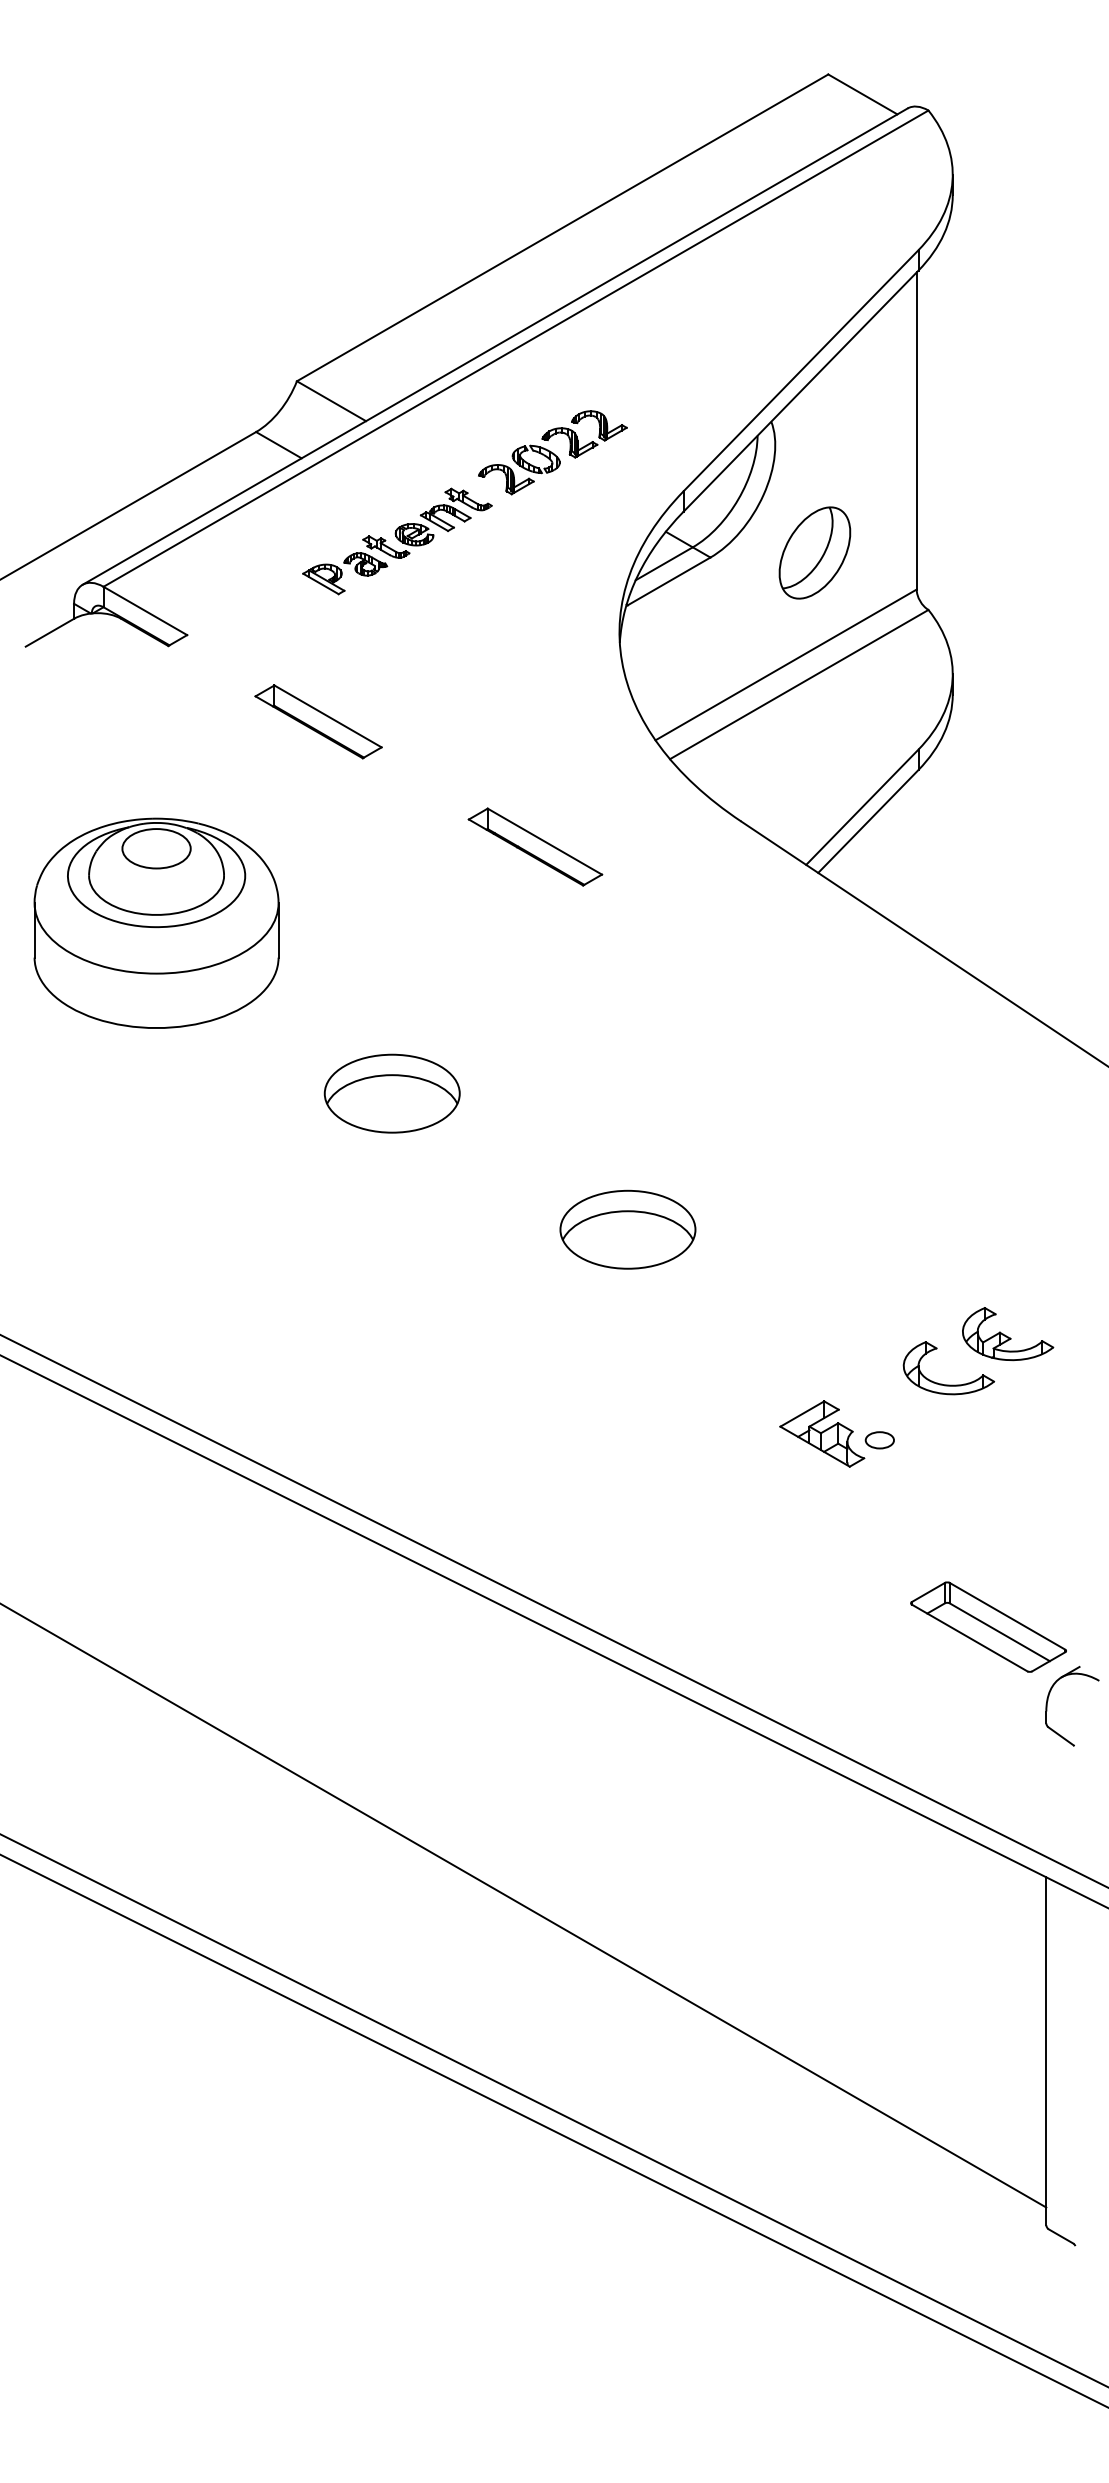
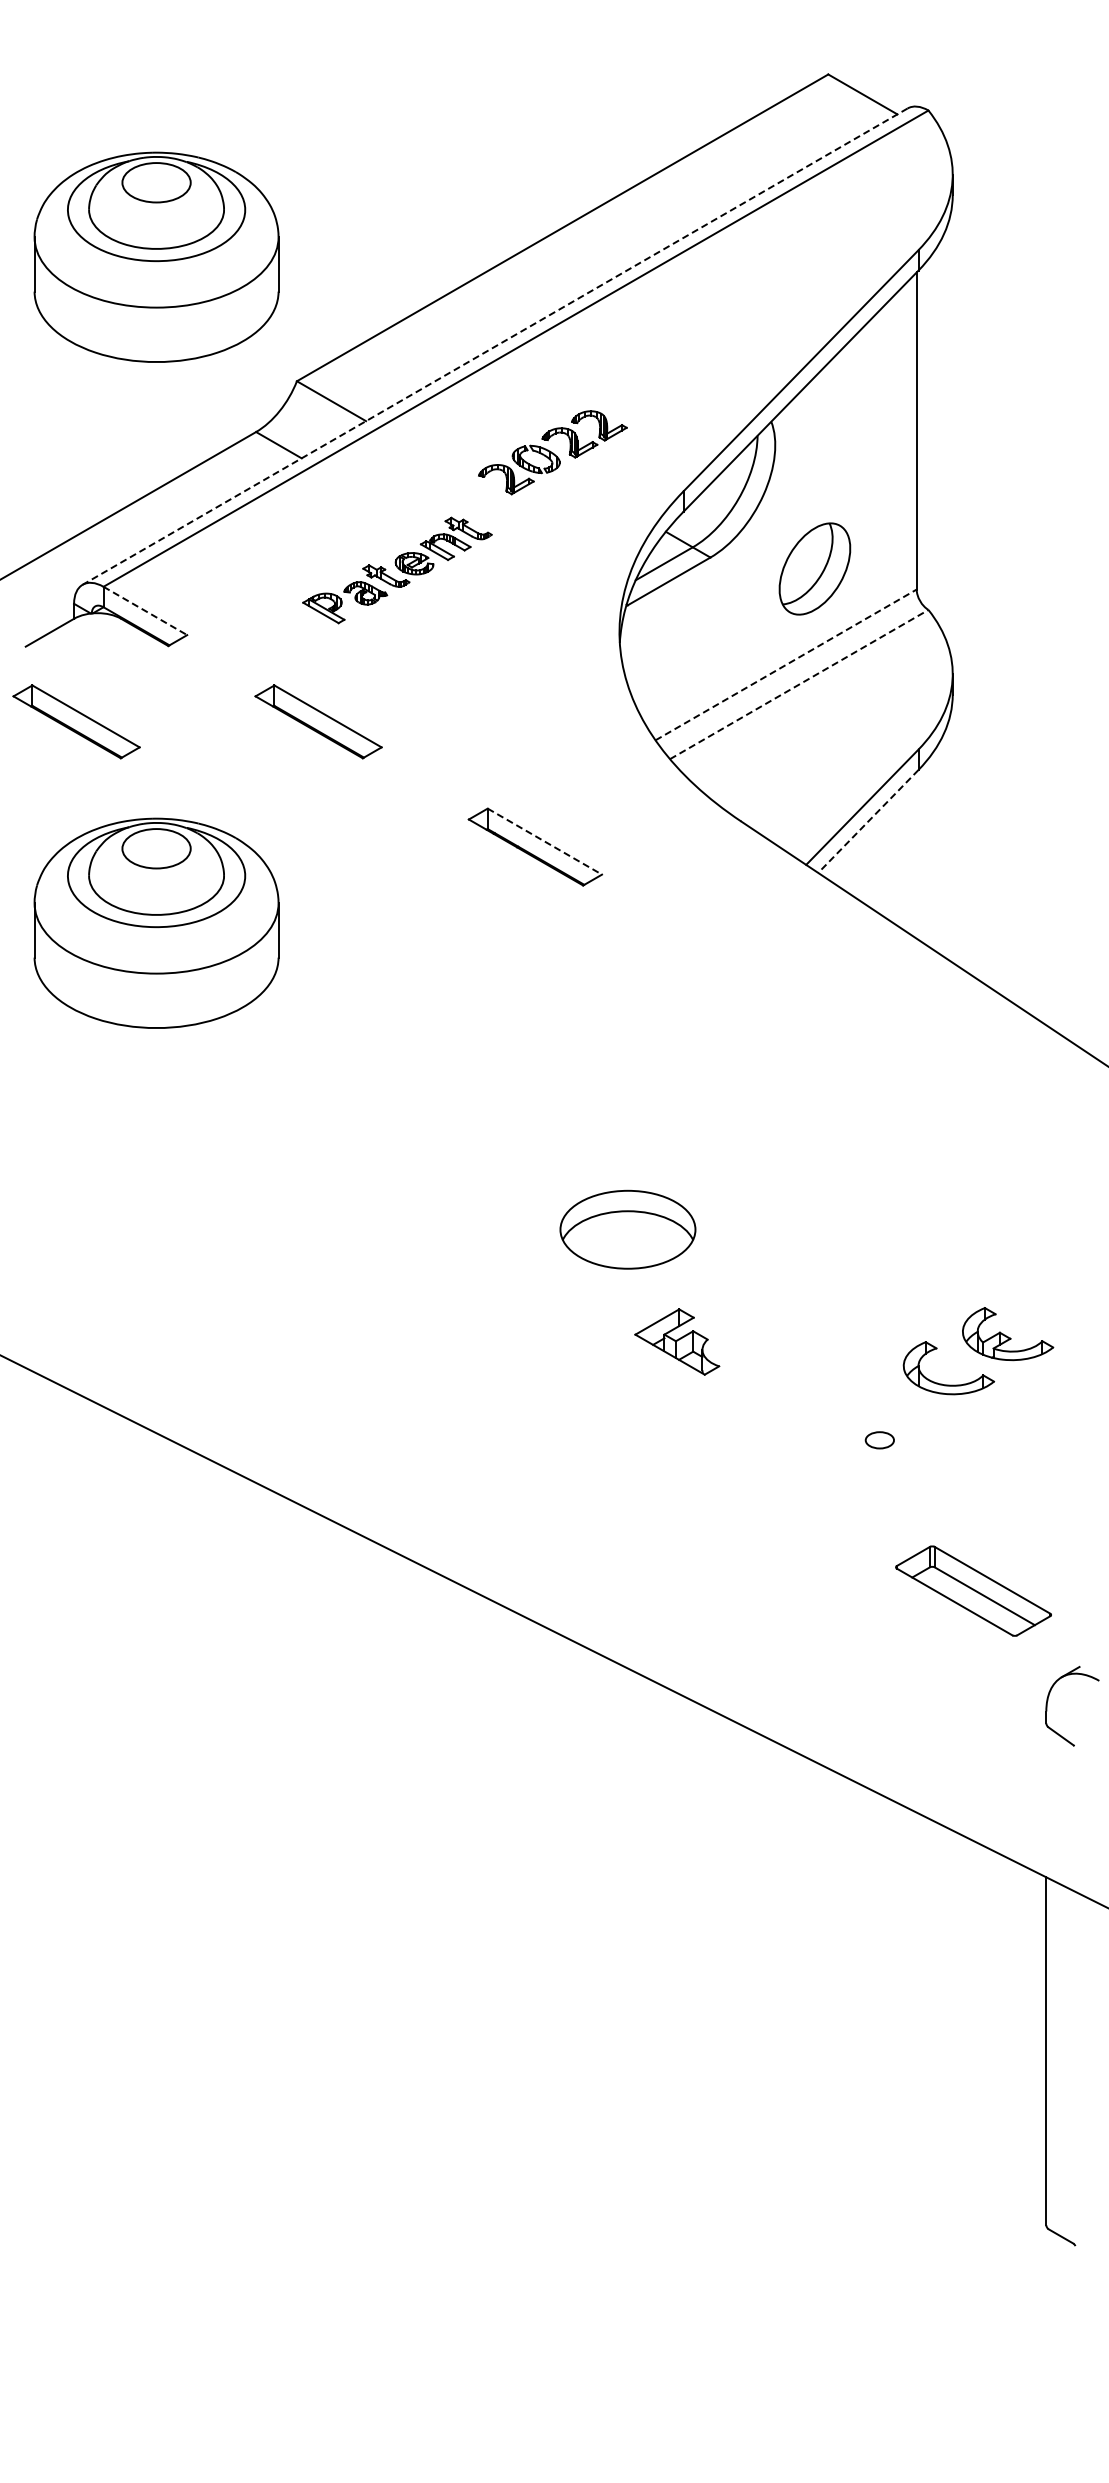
part: none -> present (156, 256)
line: solid -> dashed (494, 346)
part position: (397, 541) -> (397, 570) (397, 570)
part position: (814, 552) -> (814, 568) (814, 568)
line: solid -> dashed (145, 611)
line: solid -> dashed (786, 664)
line: solid -> dashed (799, 684)
part: none -> present (76, 721)
line: solid -> dashed (868, 821)
line: solid -> dashed (544, 841)
part: present -> none (391, 1093)
part position: (822, 1433) -> (677, 1341) (677, 1341)
line: present -> none (553, 1610)
part position: (988, 1626) -> (973, 1590) (973, 1590)
line: present -> none (524, 1905)
line: present -> none (553, 2110)
line: present -> none (553, 2130)
